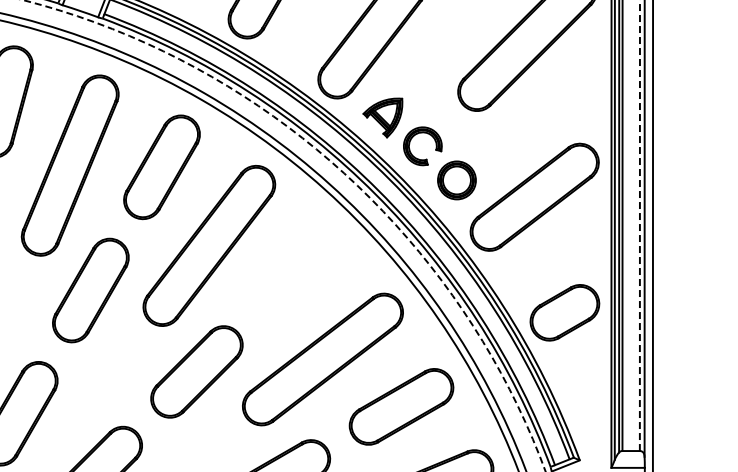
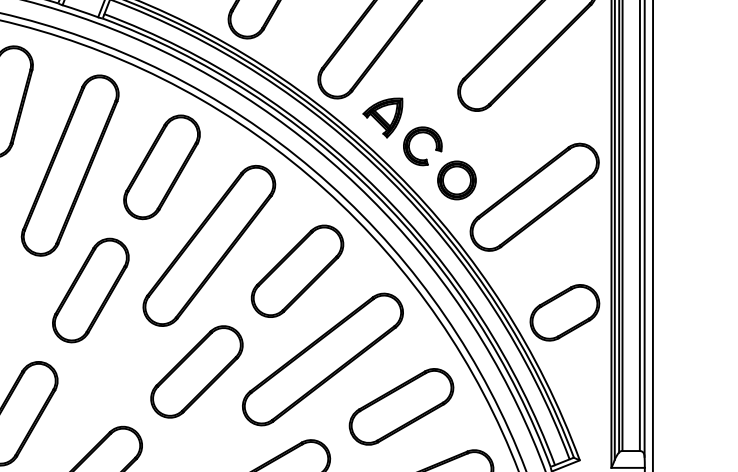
line: dashed -> solid (639, 225)
circle: dashed -> solid (284, 235)
part: none -> present (297, 270)
